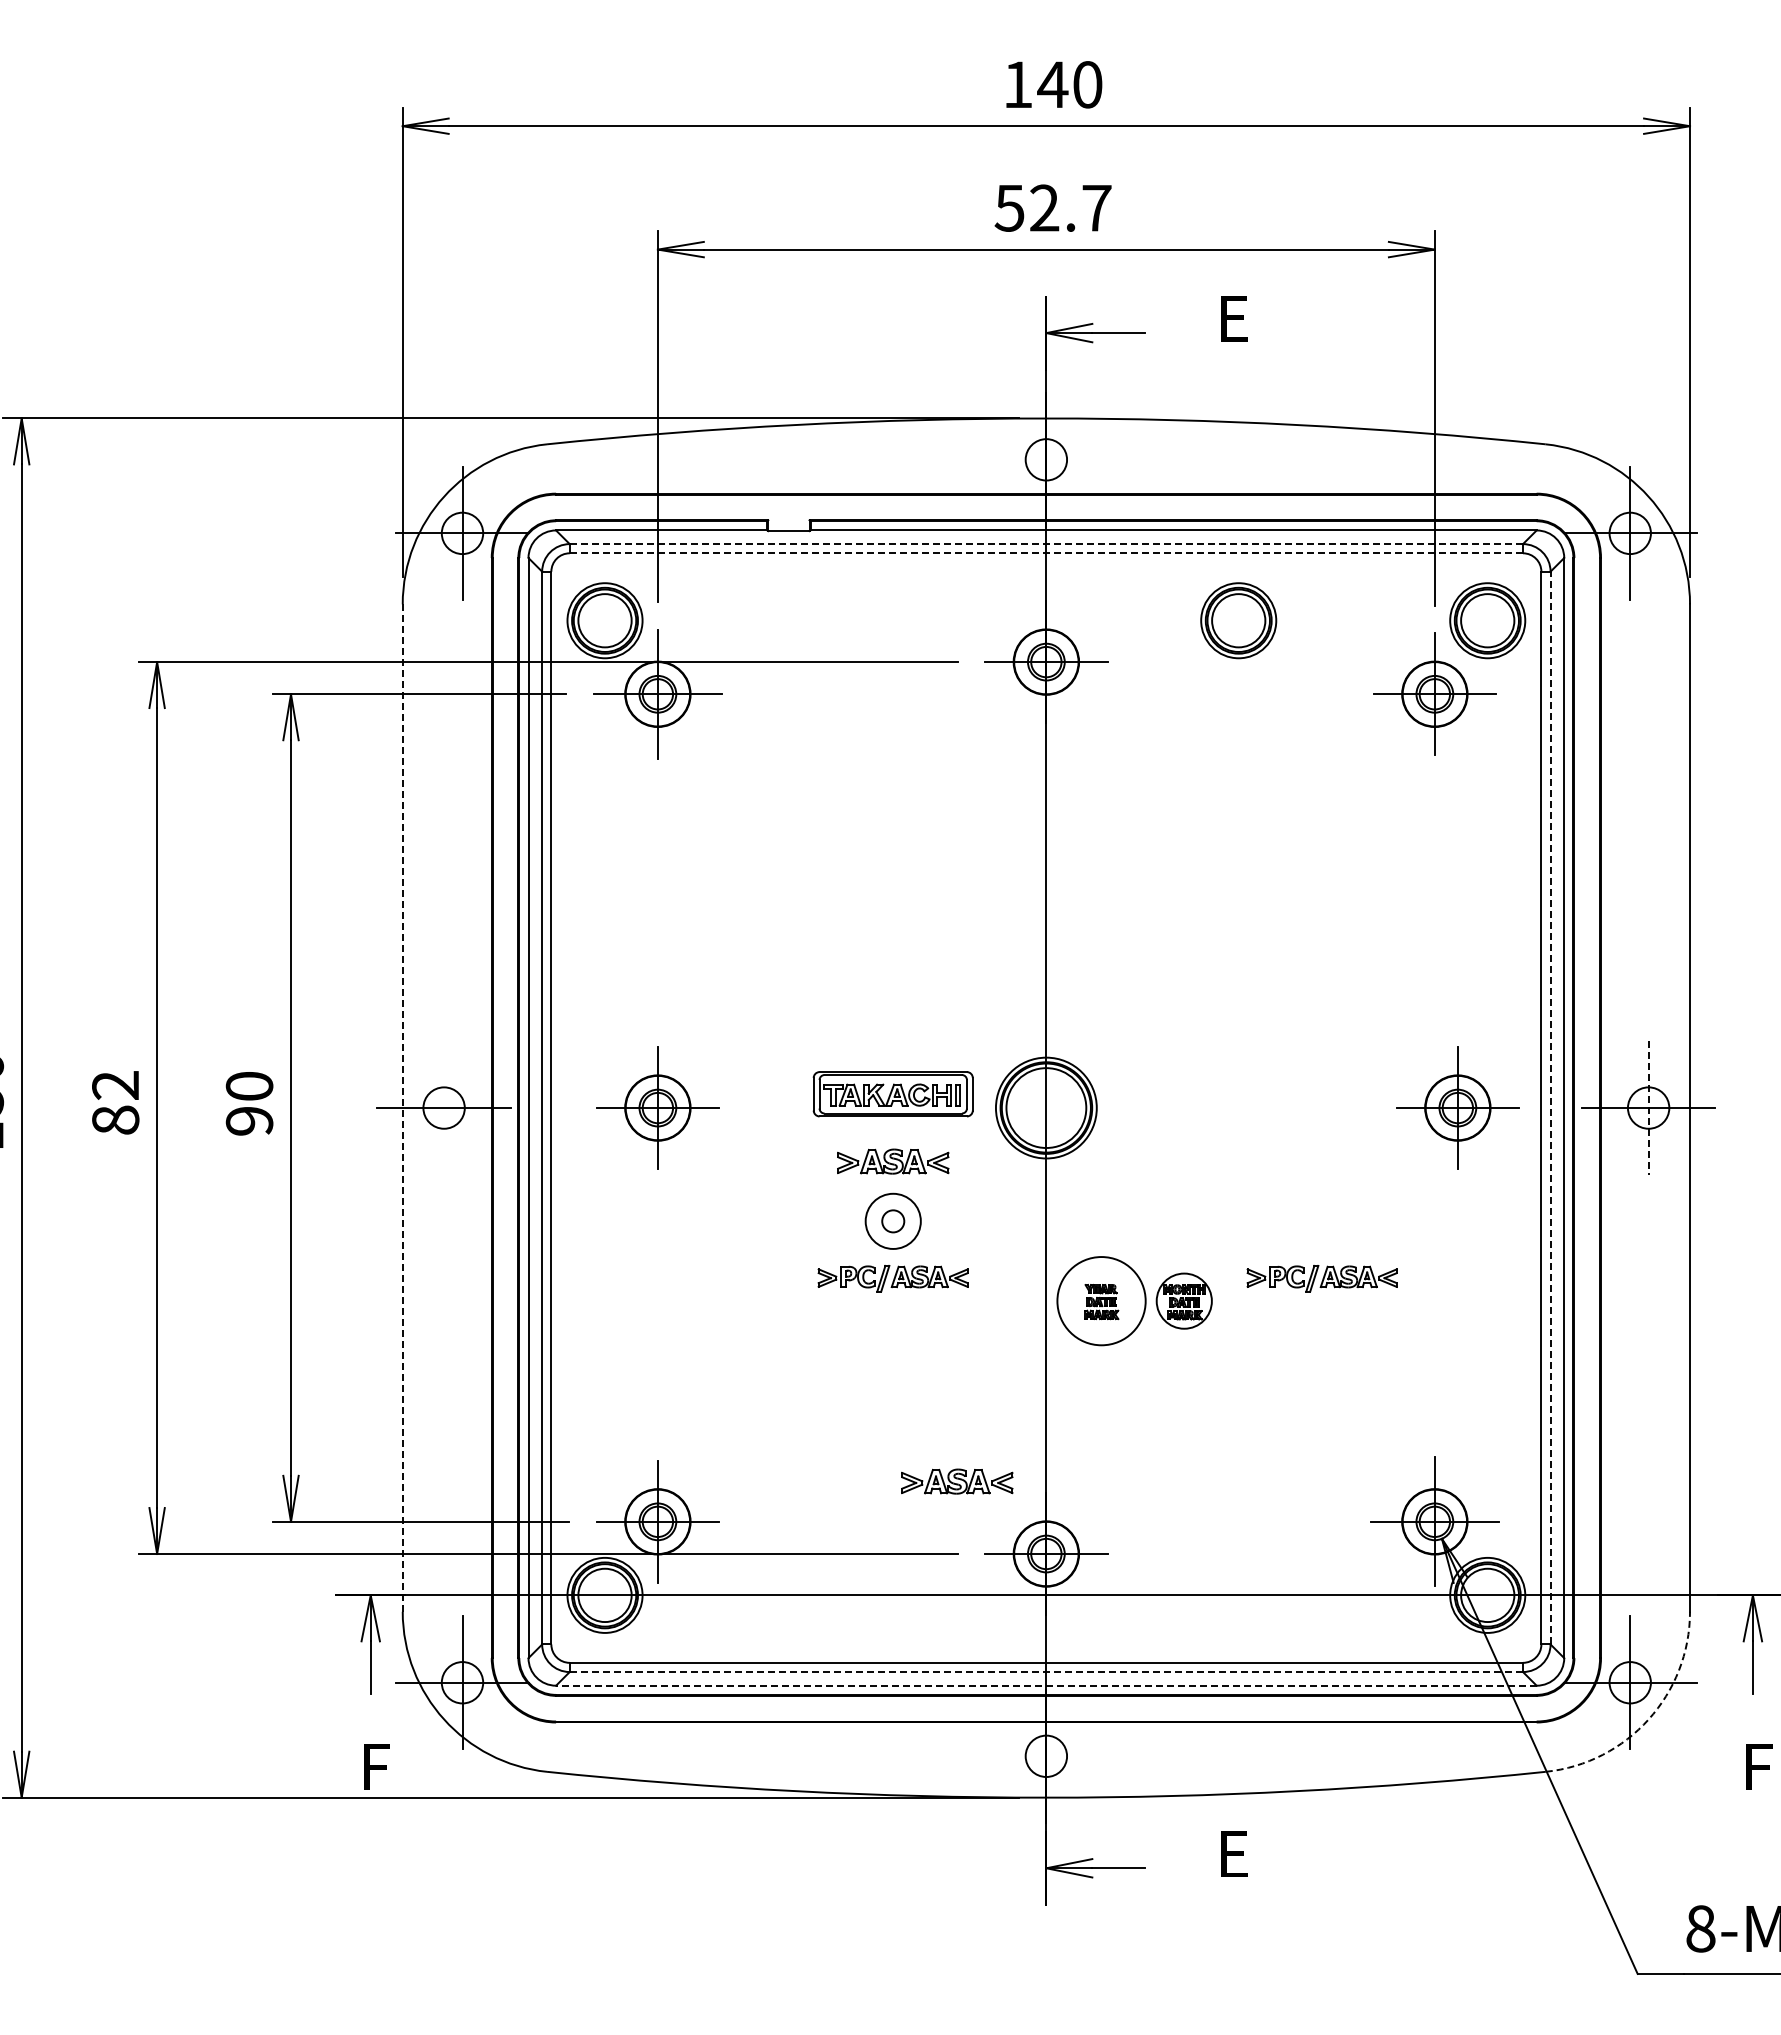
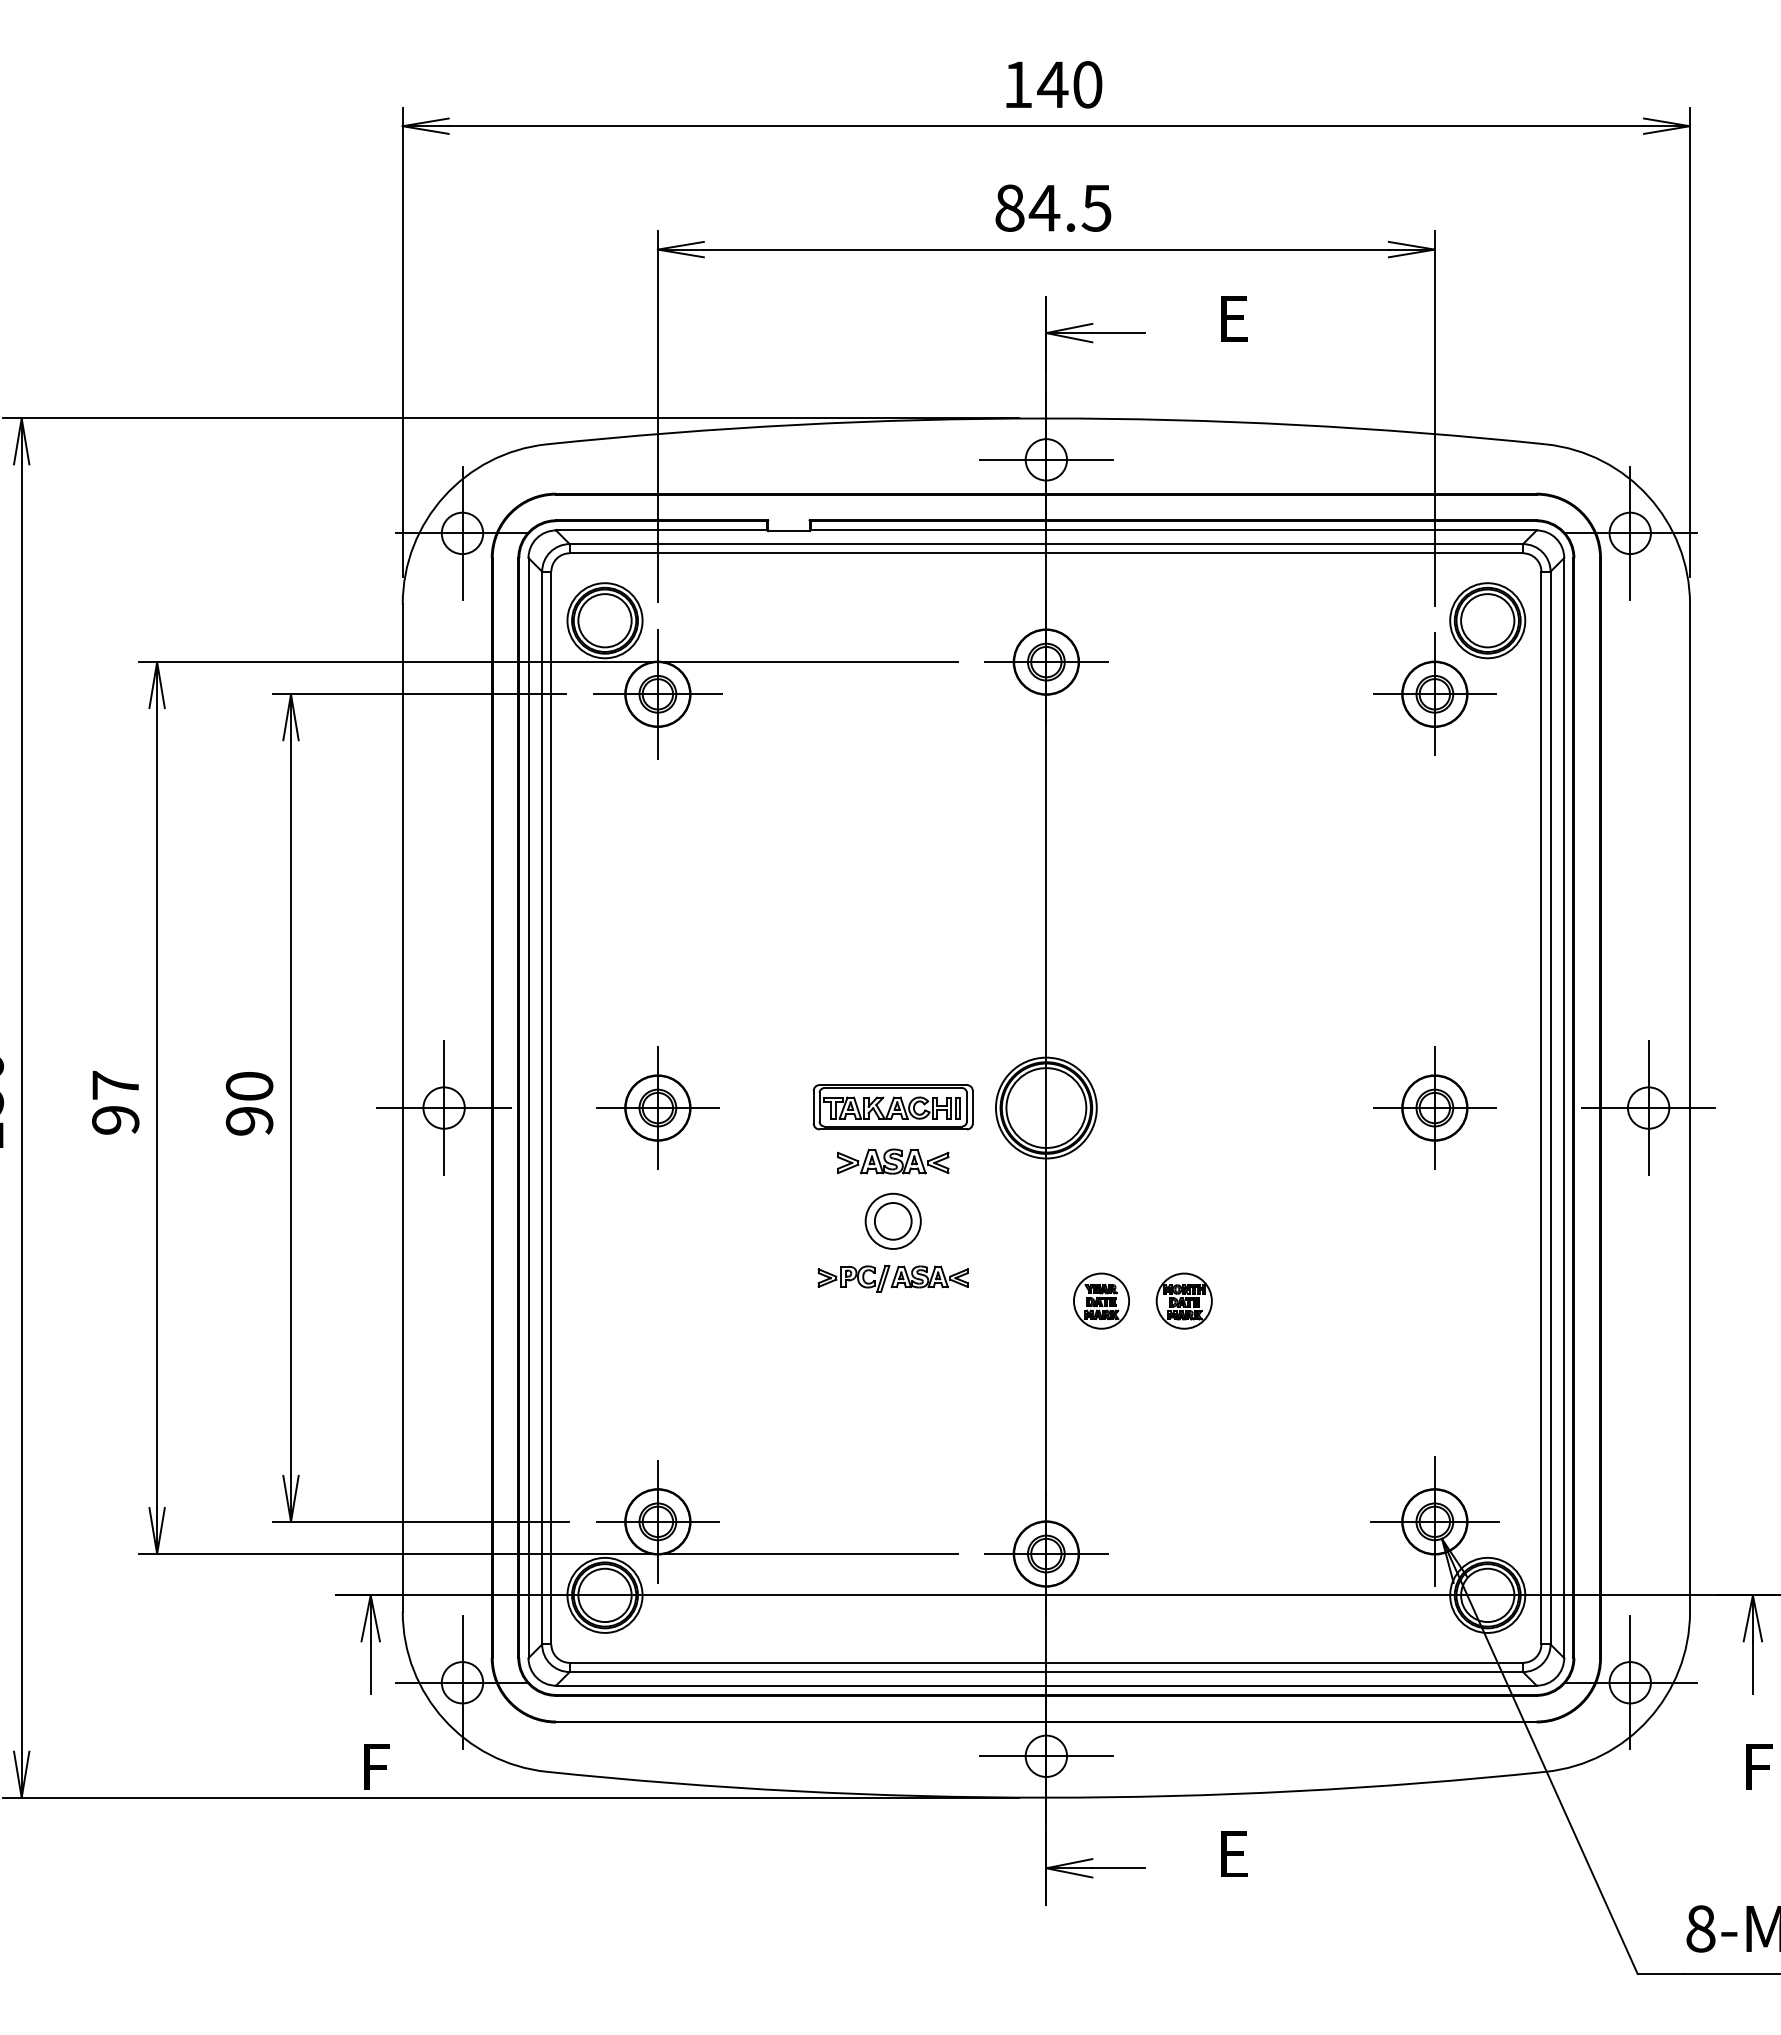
text: 52.7 -> 84.5 (1052, 207)
line: none -> present (1046, 459)
line: dashed -> solid (1046, 544)
line: dashed -> solid (1046, 553)
part: present -> none (1238, 620)
part position: (892, 1094) -> (892, 1107) (892, 1107)
text: 82 -> 97 (115, 1102)
line: none -> present (444, 1107)
part position: (1457, 1107) -> (1434, 1107) (1434, 1107)
line: dashed -> solid (1550, 1107)
line: dashed -> solid (402, 1108)
line: dashed -> solid (1648, 1108)
circle diameter: 22 px -> 37 px (892, 1221)
part: present -> none (1321, 1278)
circle diameter: 88 px -> 55 px (1101, 1300)
part: present -> none (957, 1481)
line: dashed -> solid (1046, 1672)
line: dashed -> solid (1045, 1685)
arc: dashed -> solid (1648, 1719)
line: none -> present (1046, 1756)
